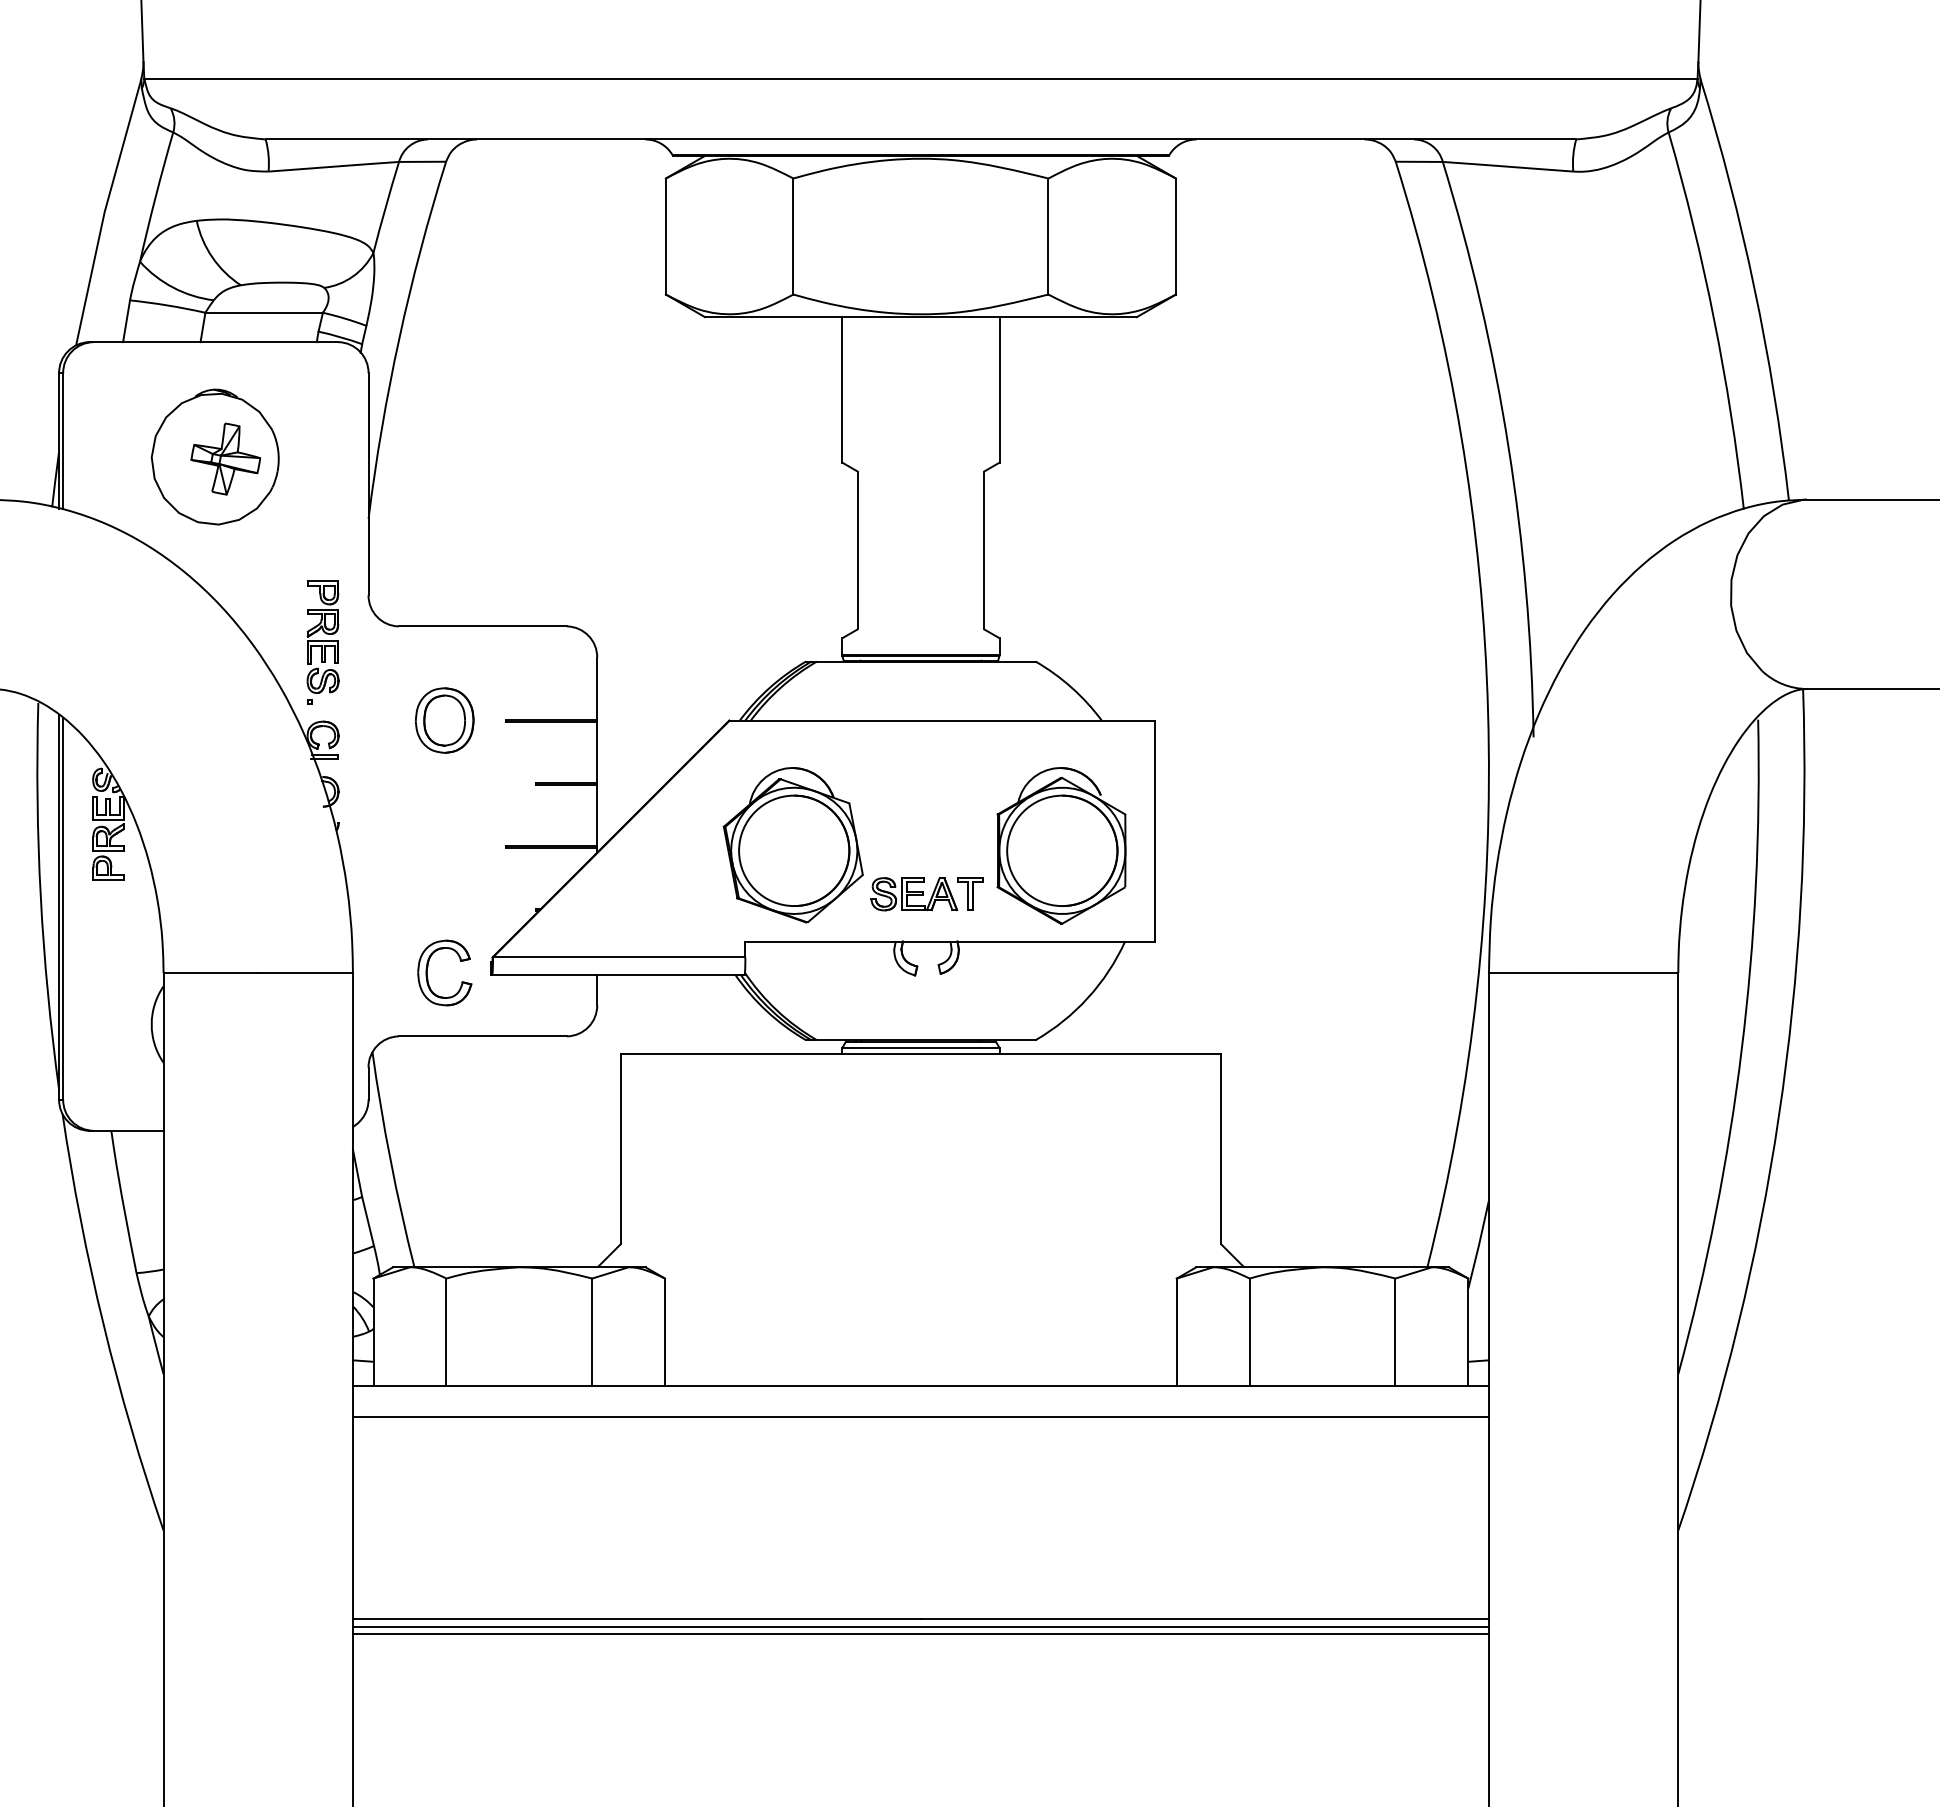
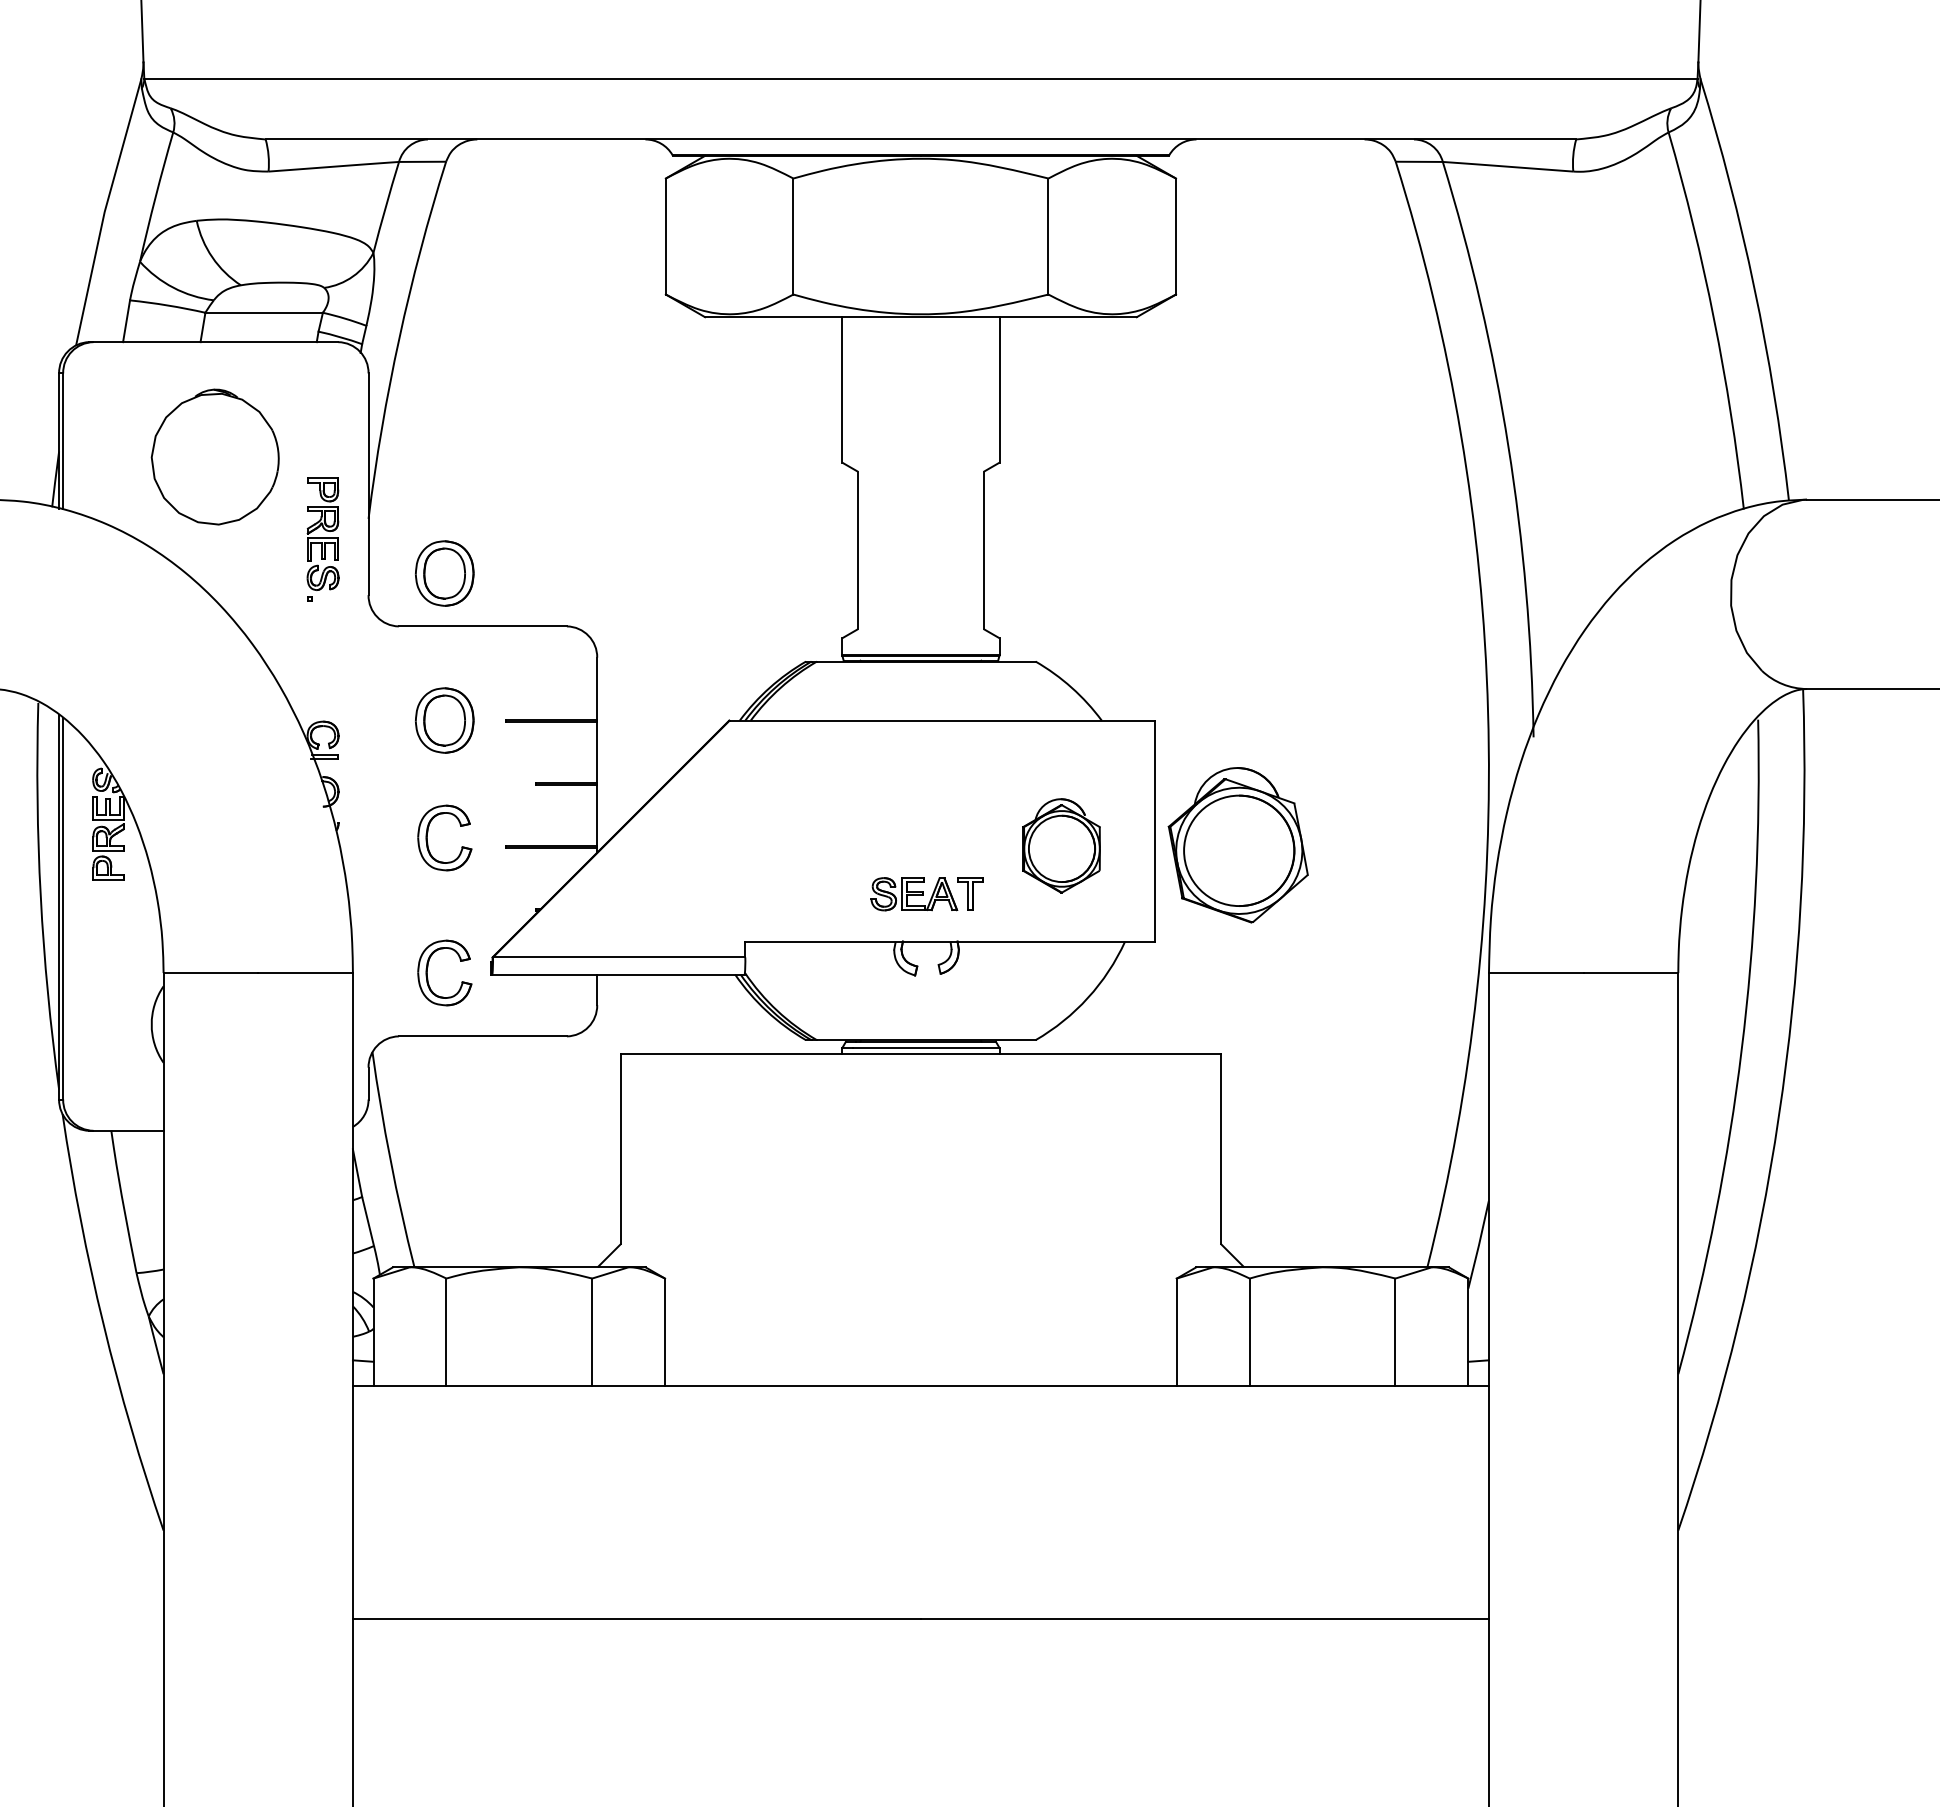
part: present -> none (225, 458)
part: none -> present (444, 573)
part position: (322, 642) -> (322, 539) (322, 539)
part: none -> present (428, 832)
part position: (792, 845) -> (1237, 845) (1237, 845)
part size: 131x158 px -> 79x96 px (1061, 845)
line: present -> none (920, 1417)
line: present -> none (920, 1626)
line: present -> none (920, 1634)
